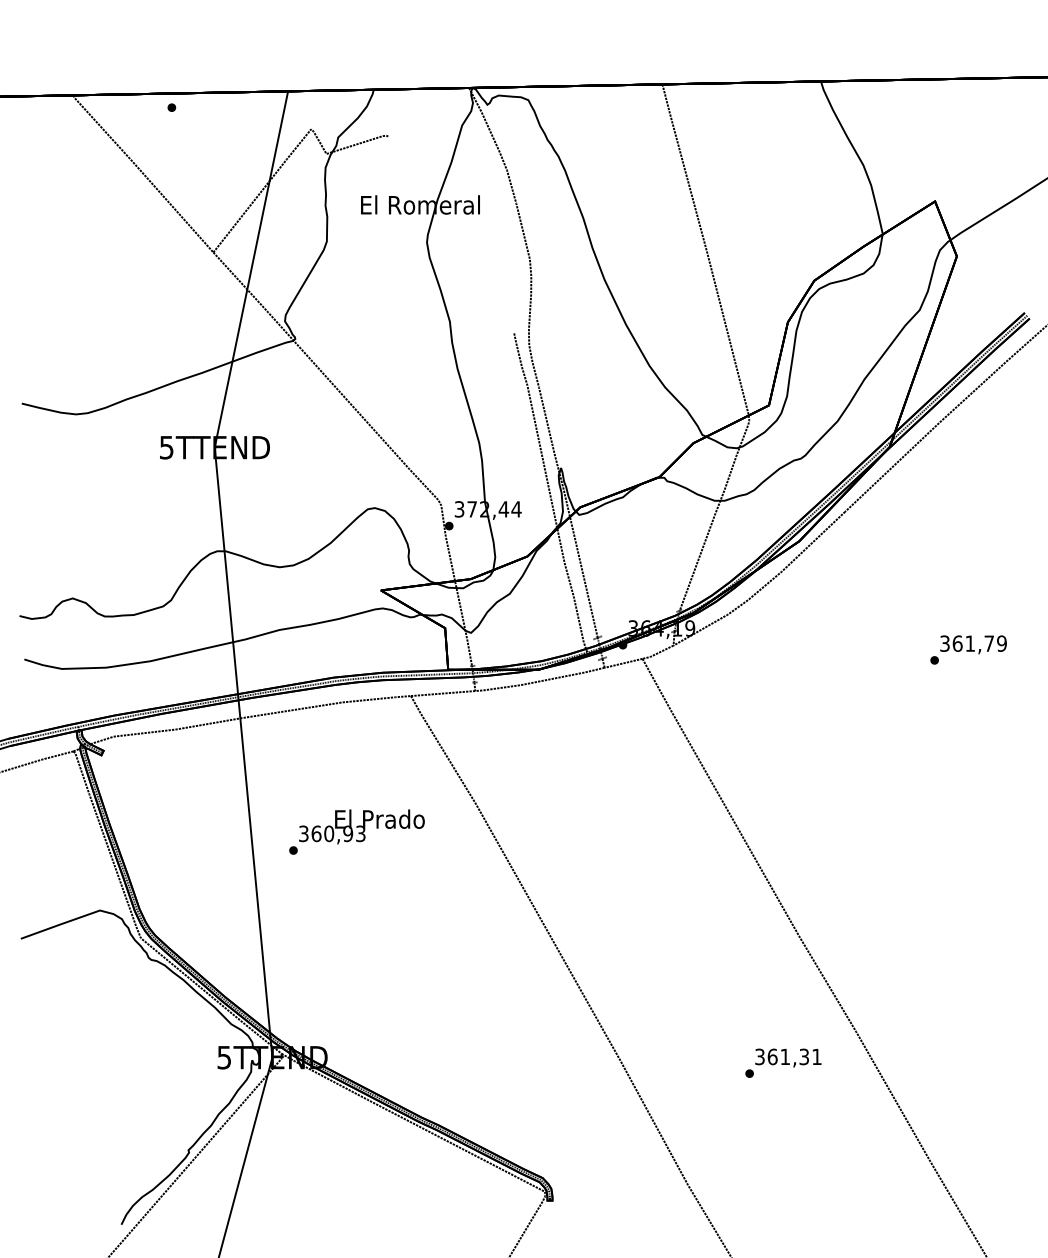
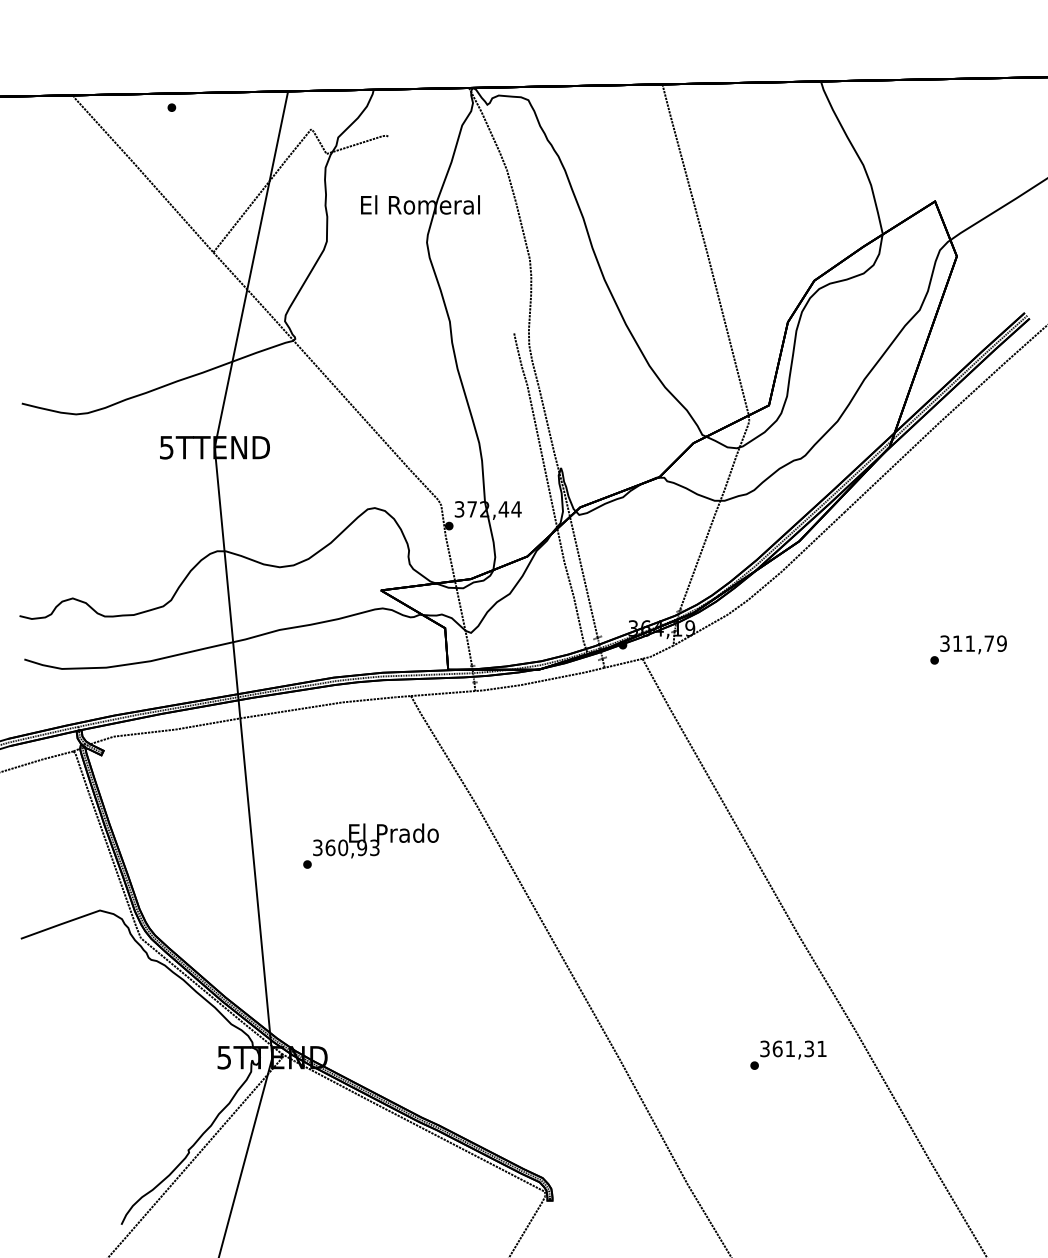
text: 361,79 -> 311,79 (957, 643)
text position: (356, 831) -> (370, 845) (370, 845)
text position: (783, 1062) -> (788, 1054) (788, 1054)
